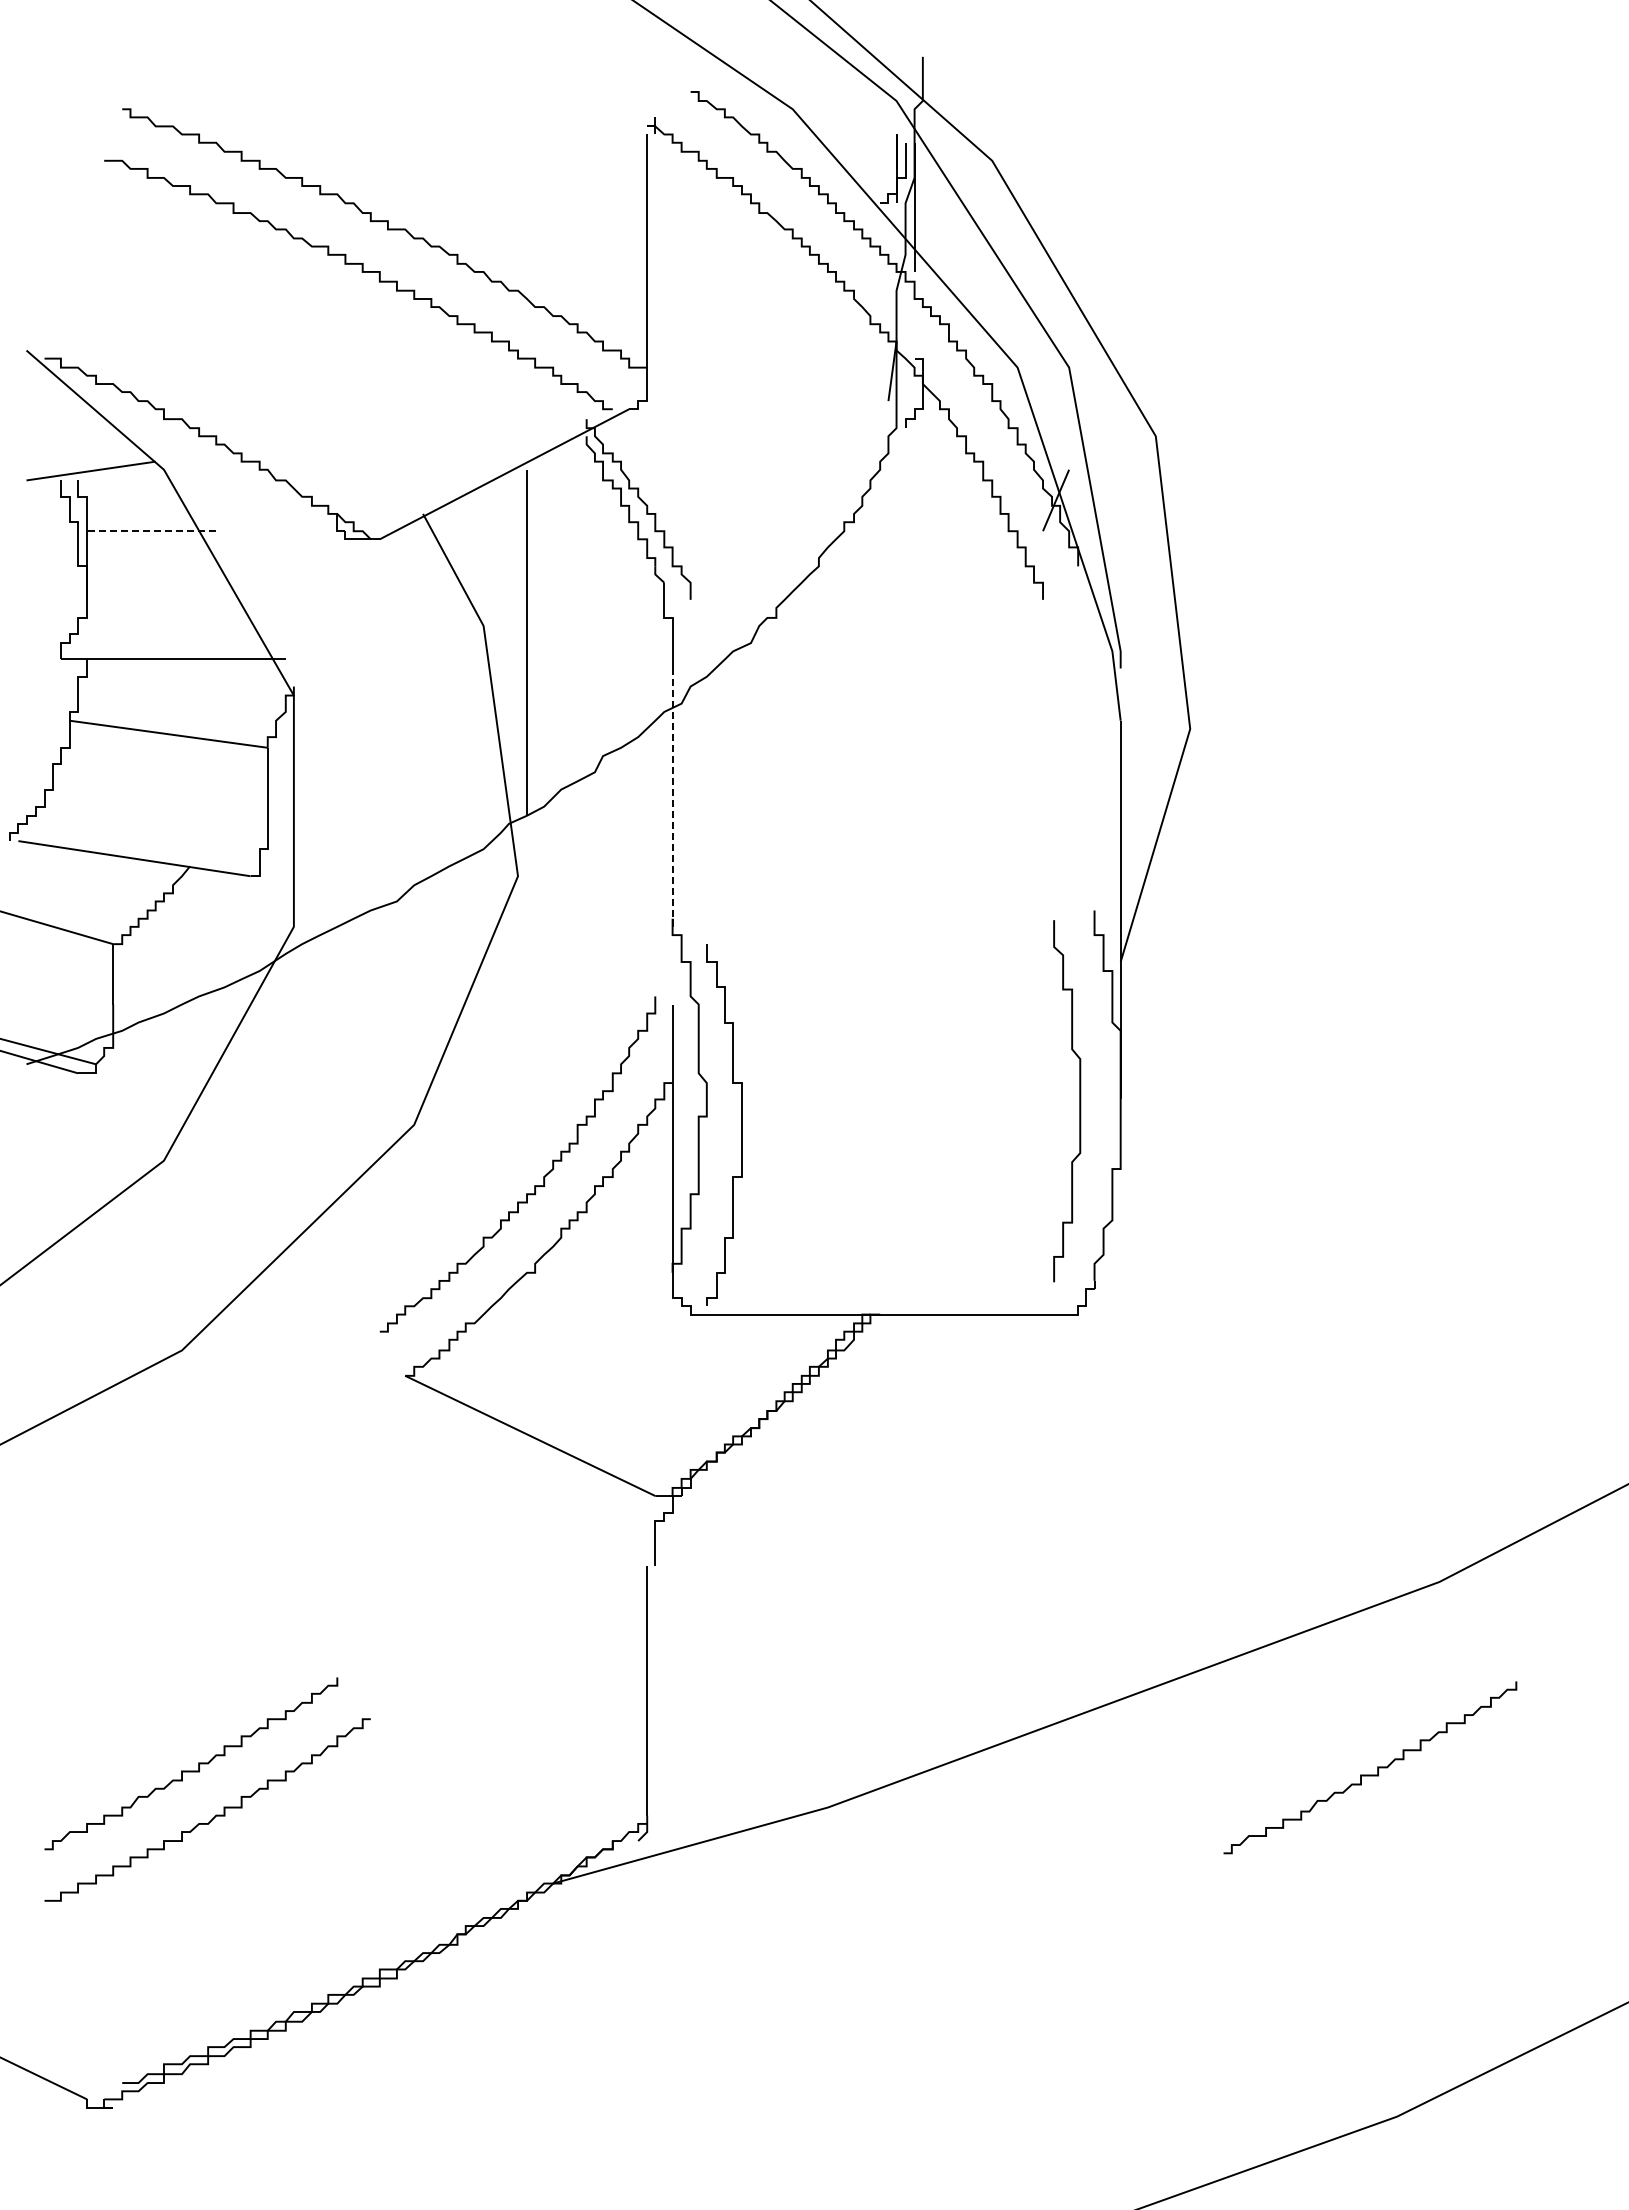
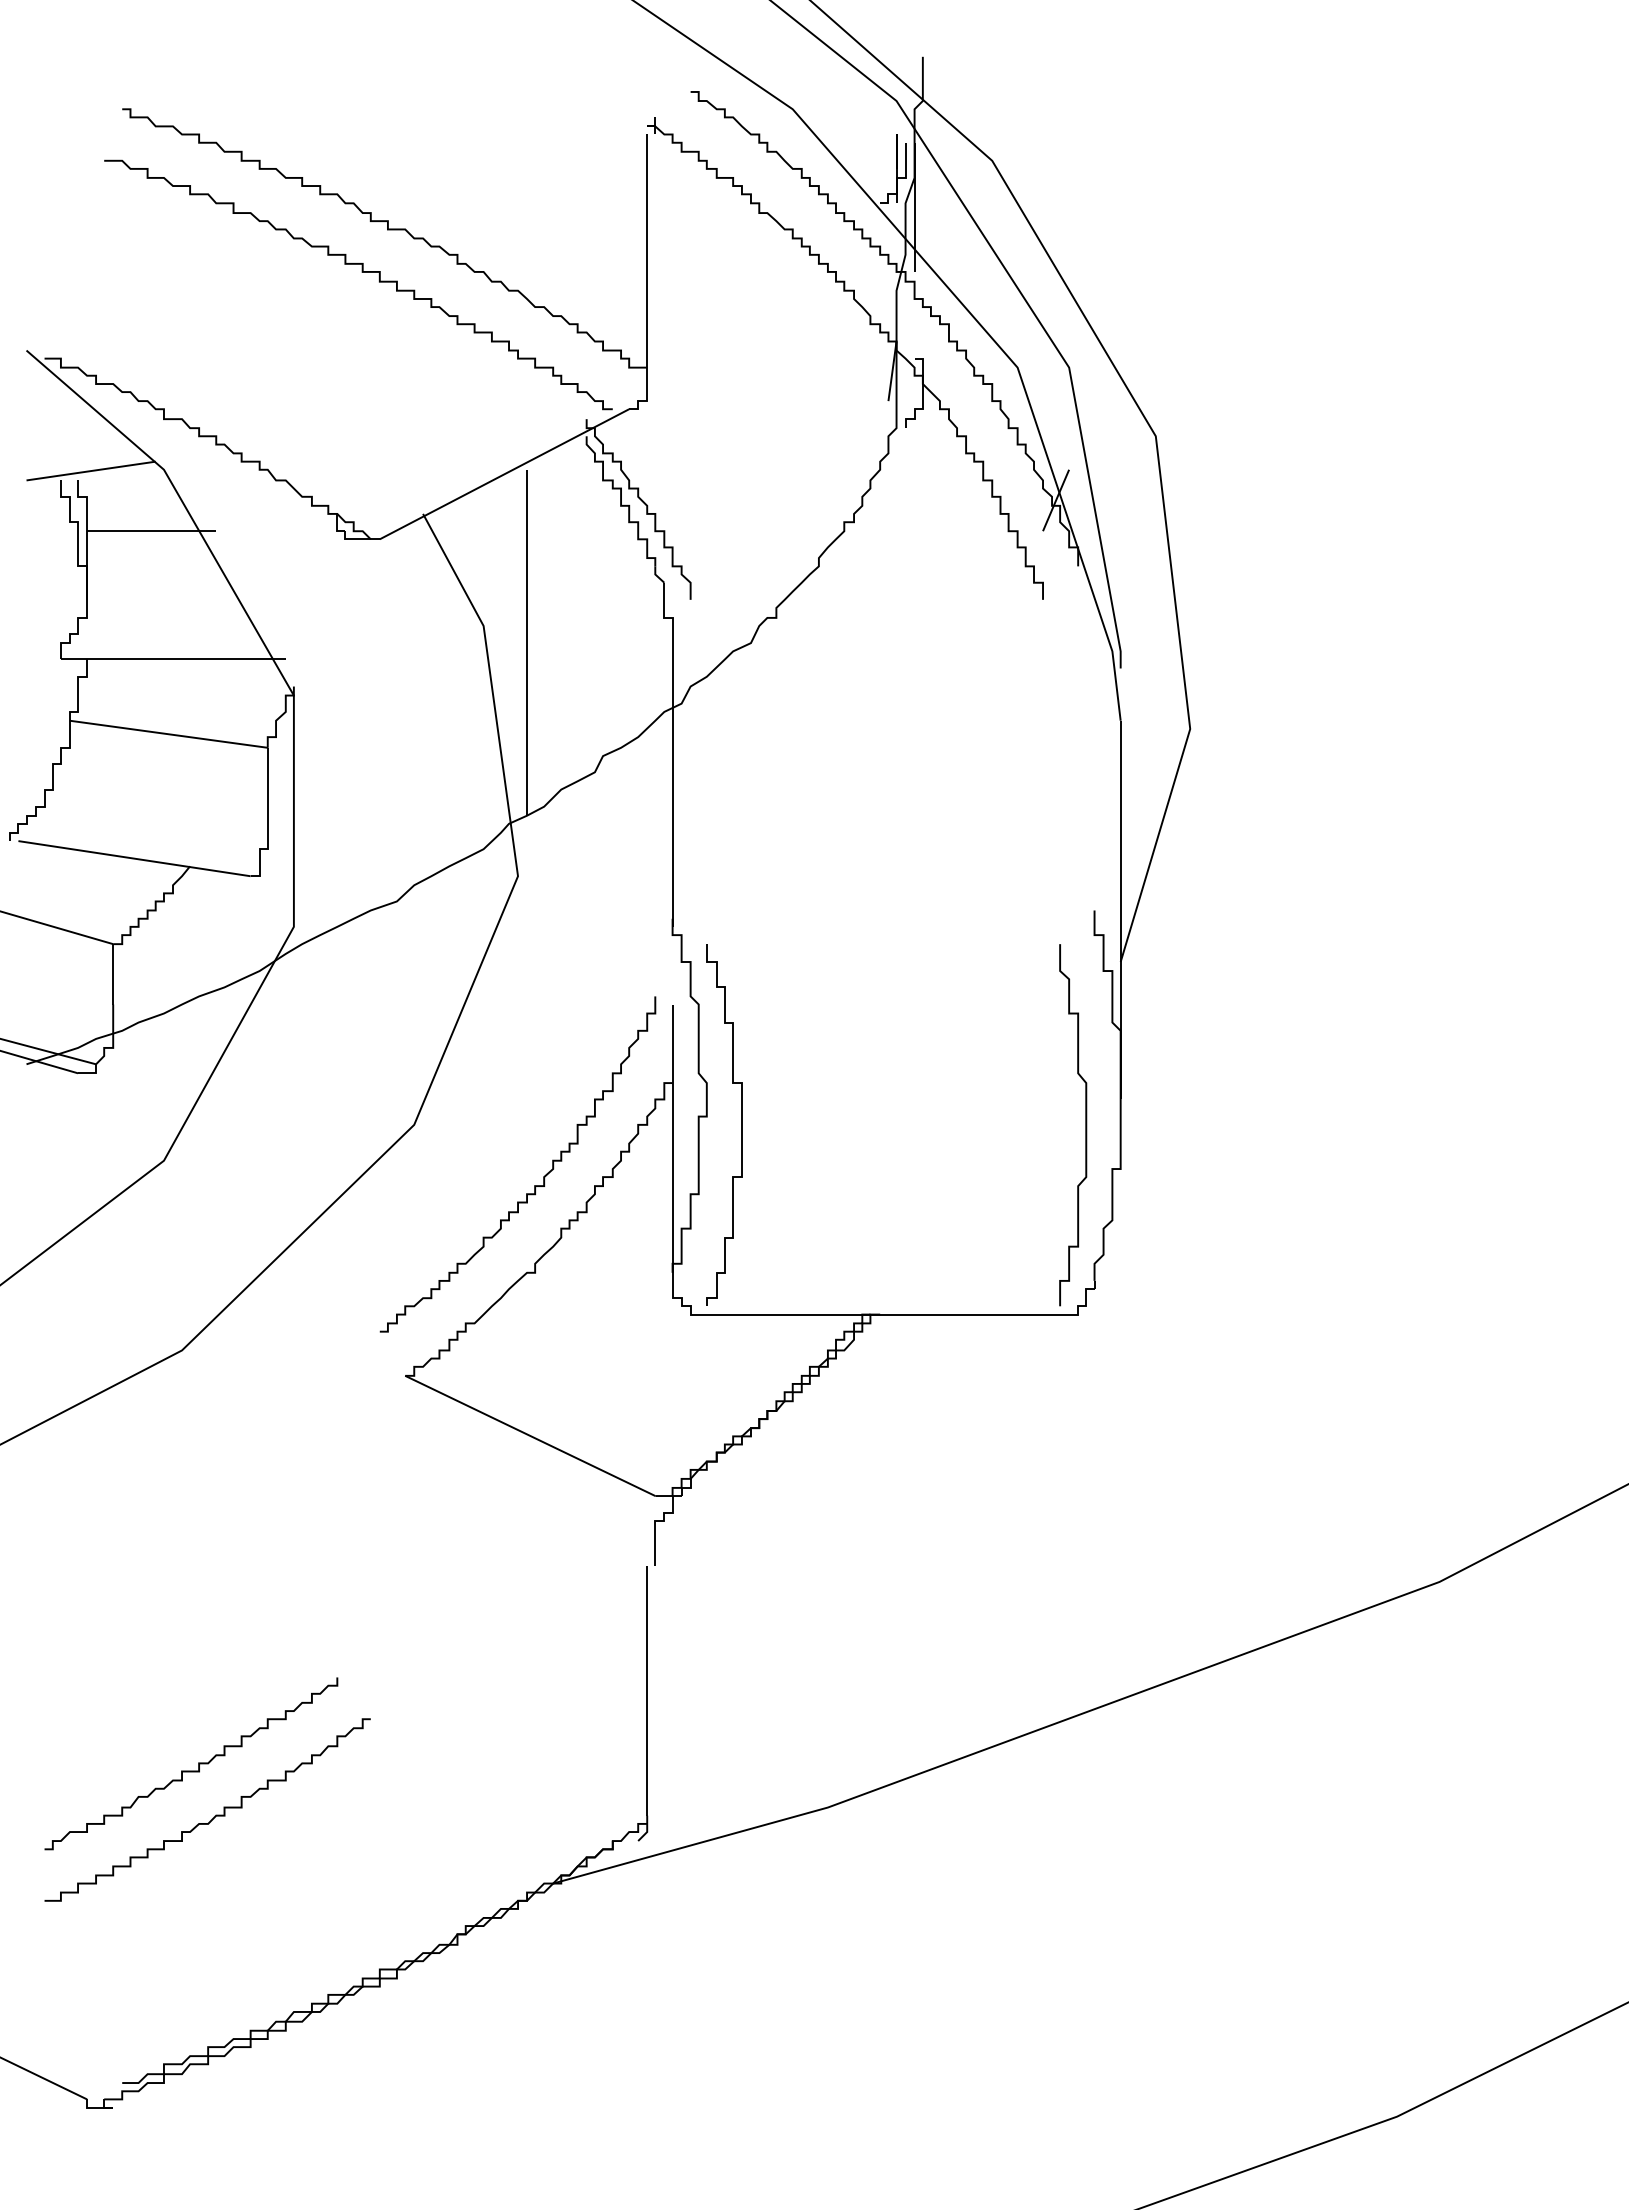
line: dashed -> solid (151, 531)
line: dashed -> solid (672, 794)
curve position: (1079, 1101) -> (1085, 1125) (1085, 1125)
curve: present -> none (1377, 1767)
